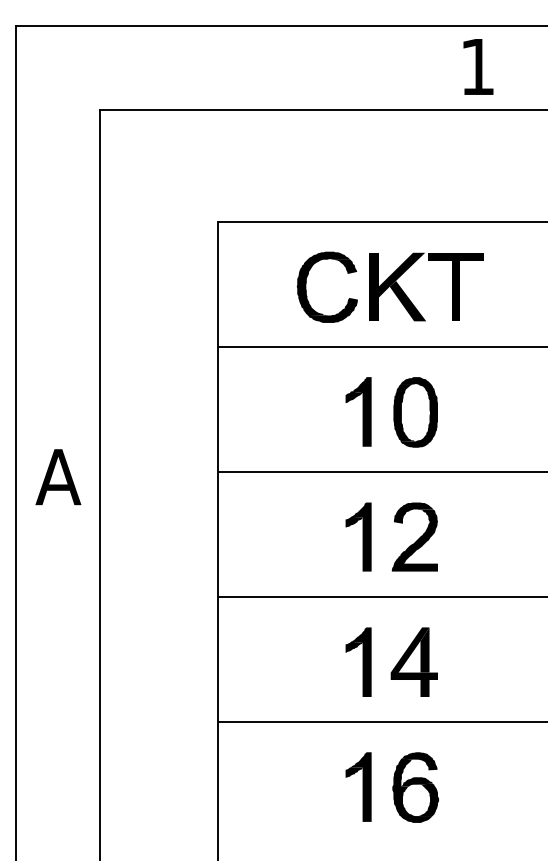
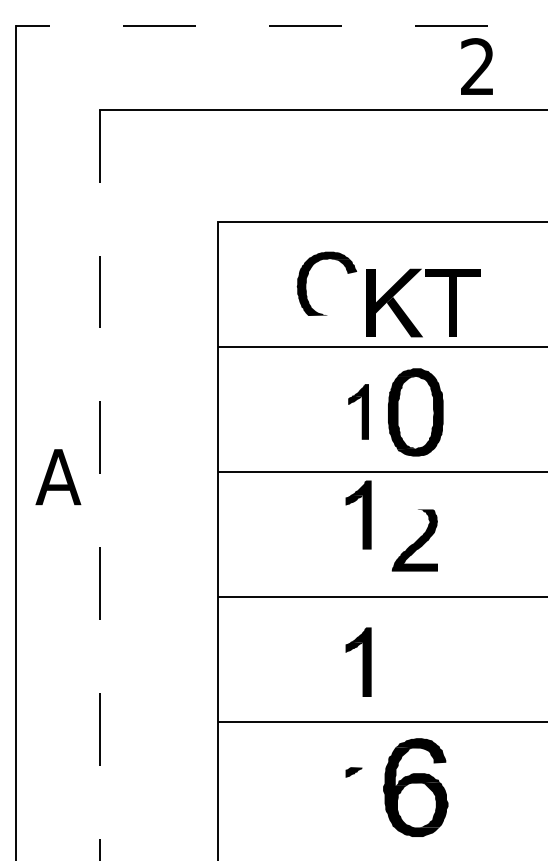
line: solid -> dashed (281, 25)
text: 1 -> 2 (477, 66)
part position: (409, 298) -> (406, 314) (406, 314)
fill: present -> none (332, 309)
part size: 27x70 px -> 21x56 px (358, 411)
part size: 45x71 px -> 56x89 px (415, 412)
line: solid -> dashed (100, 485)
fill: present -> none (413, 512)
part position: (358, 536) -> (358, 514) (358, 514)
part: present -> none (413, 661)
fill: present -> none (360, 786)
part size: 47x71 px -> 66x99 px (415, 787)
